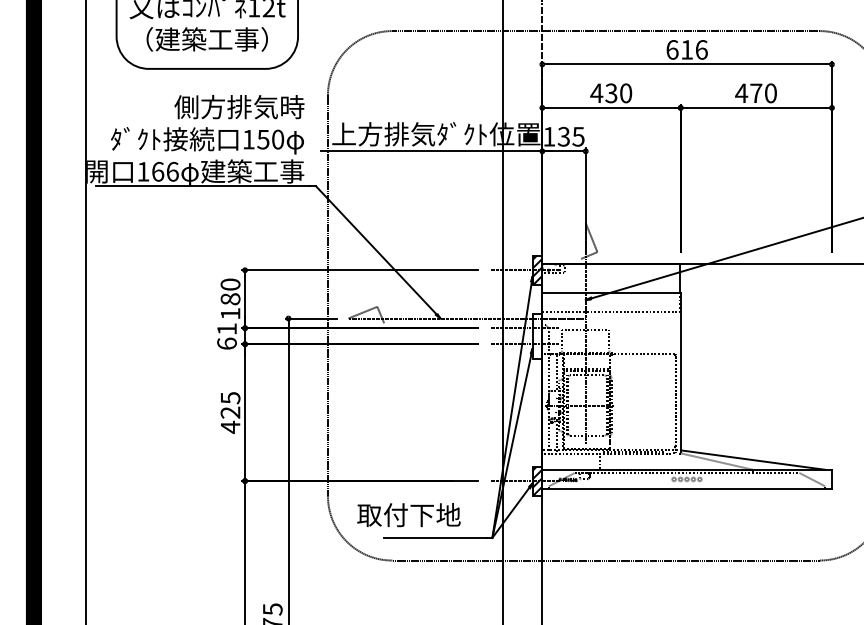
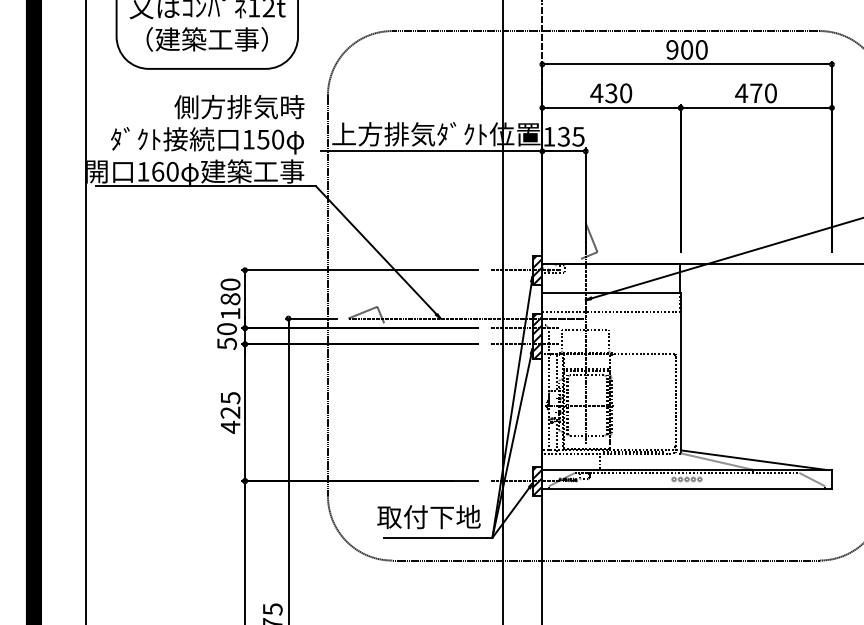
text: 616 -> 900 (686, 49)
text: 166 -> 160 (172, 171)
hatch: none -> present (537, 335)
text: 61 -> 50 (226, 336)
text position: (408, 515) -> (428, 517) (428, 517)
